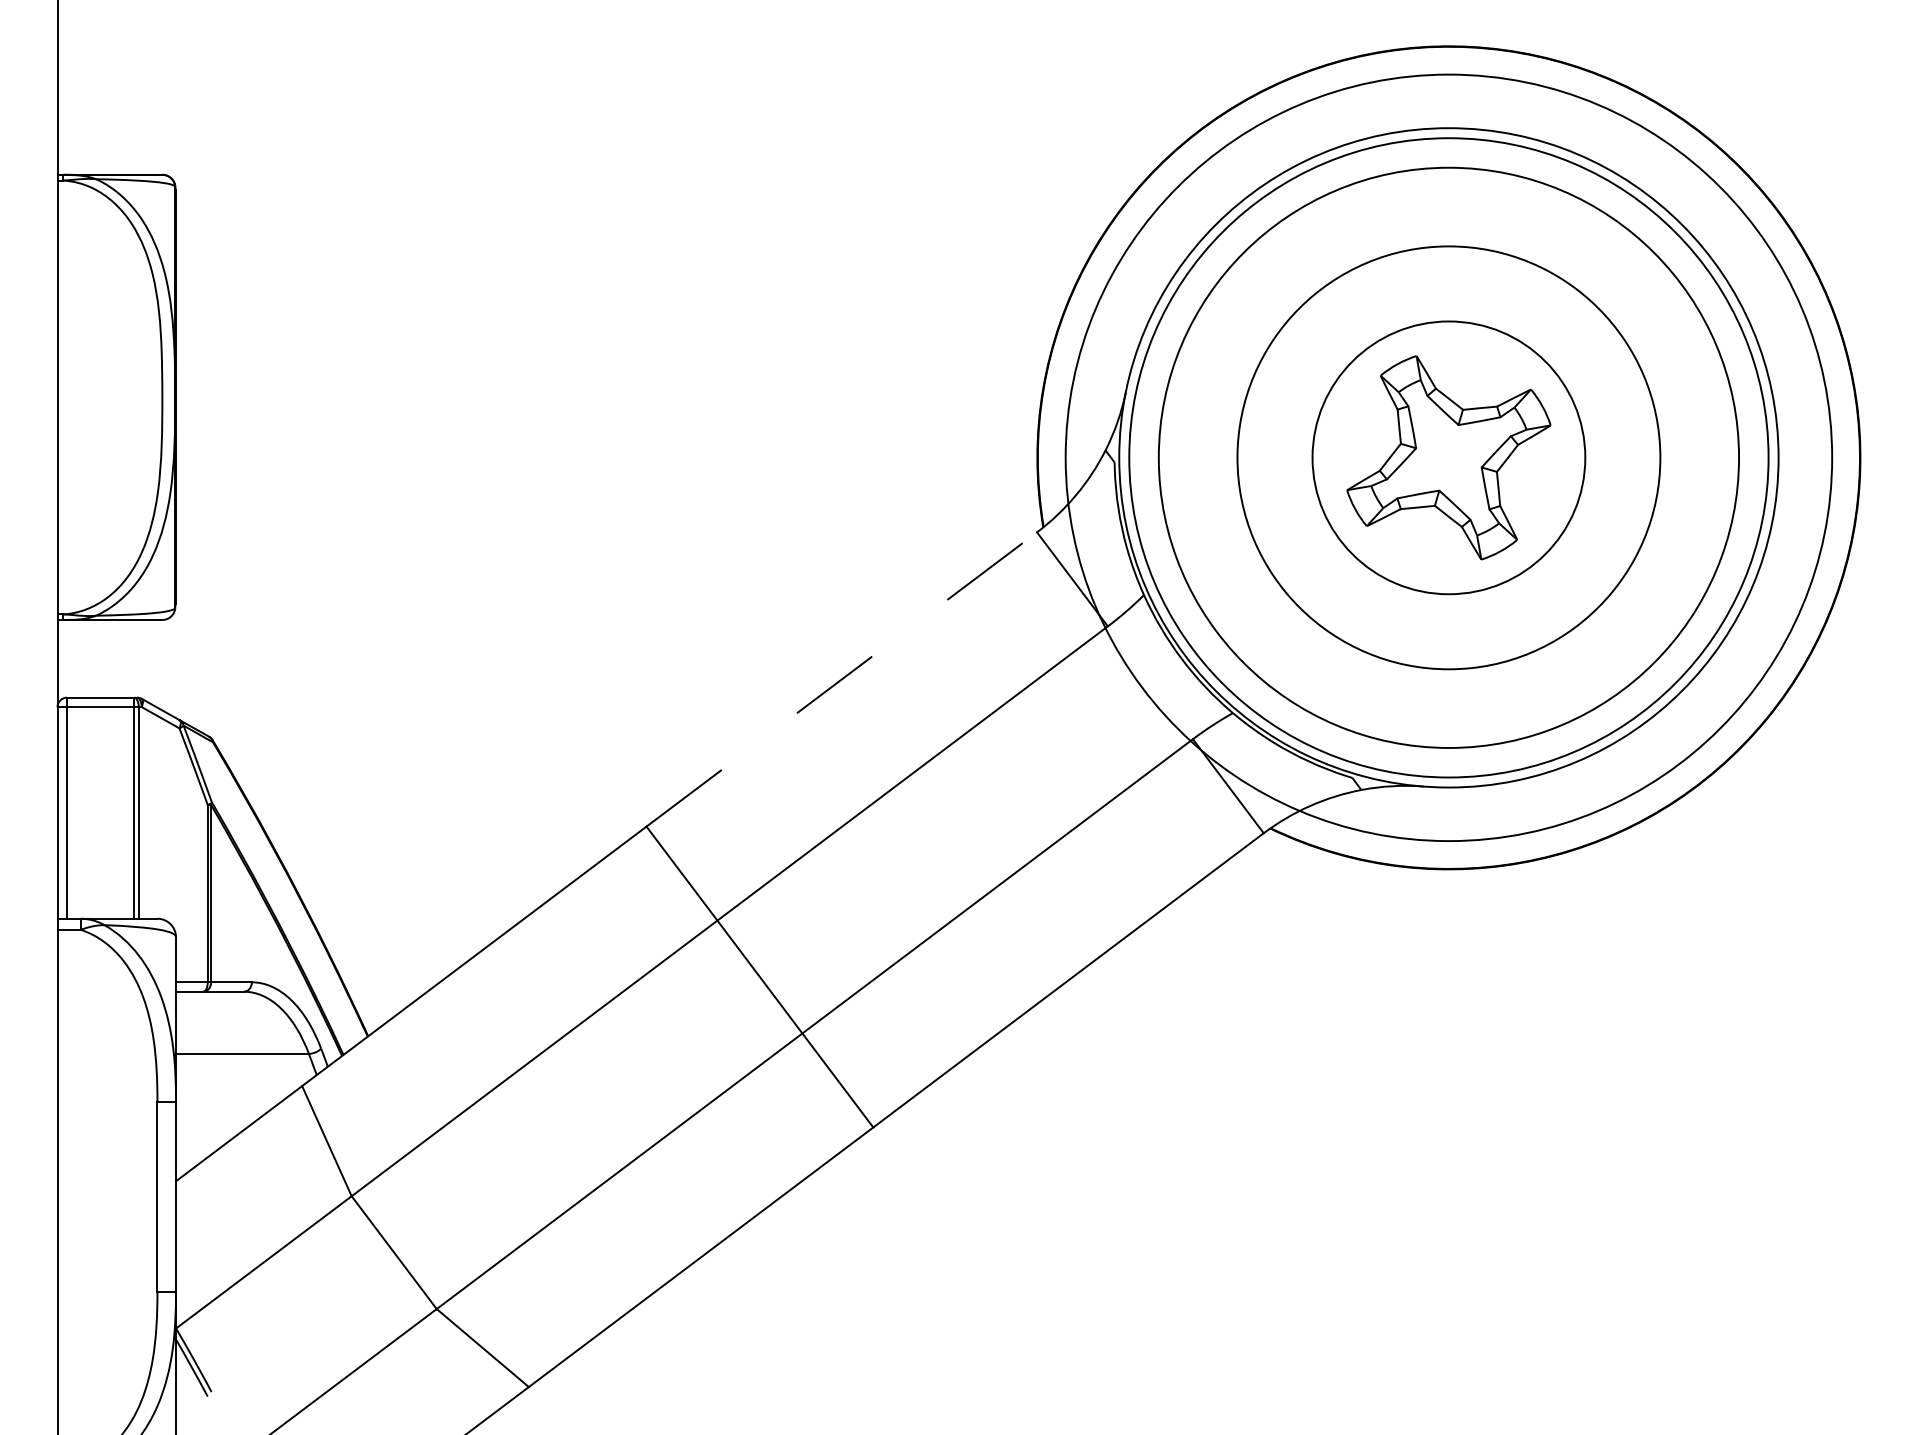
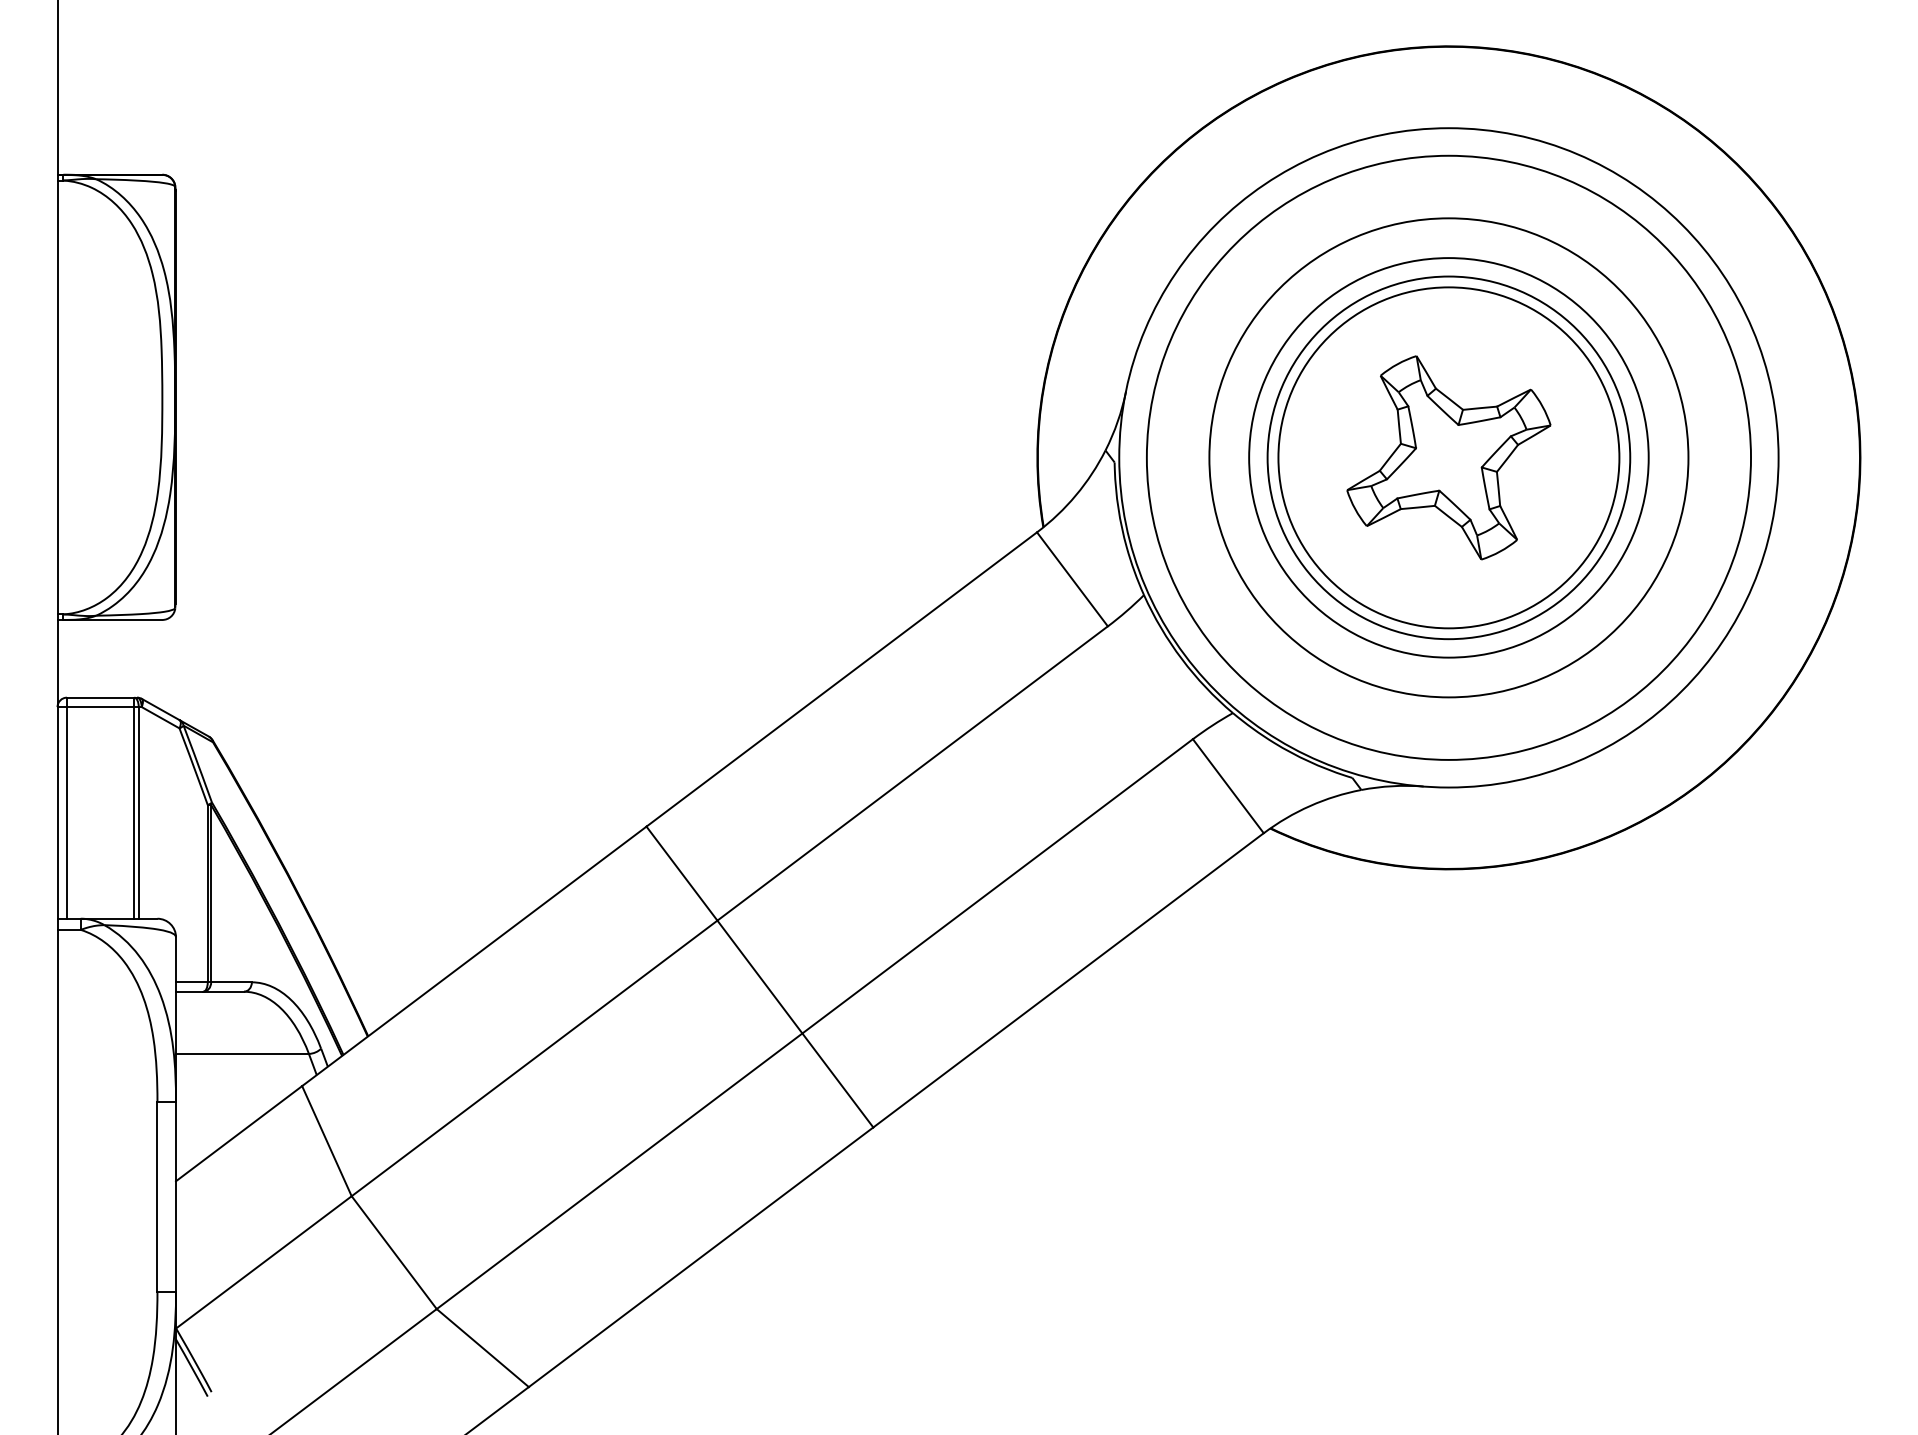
circle diameter: 273 px -> 341 px (1448, 457)
circle diameter: 423 px -> 604 px (1448, 457)
circle diameter: 580 px -> 363 px (1448, 457)
circle diameter: 639 px -> 400 px (1448, 457)
circle diameter: 766 px -> 479 px (1448, 457)
line: dashed -> solid (842, 679)
